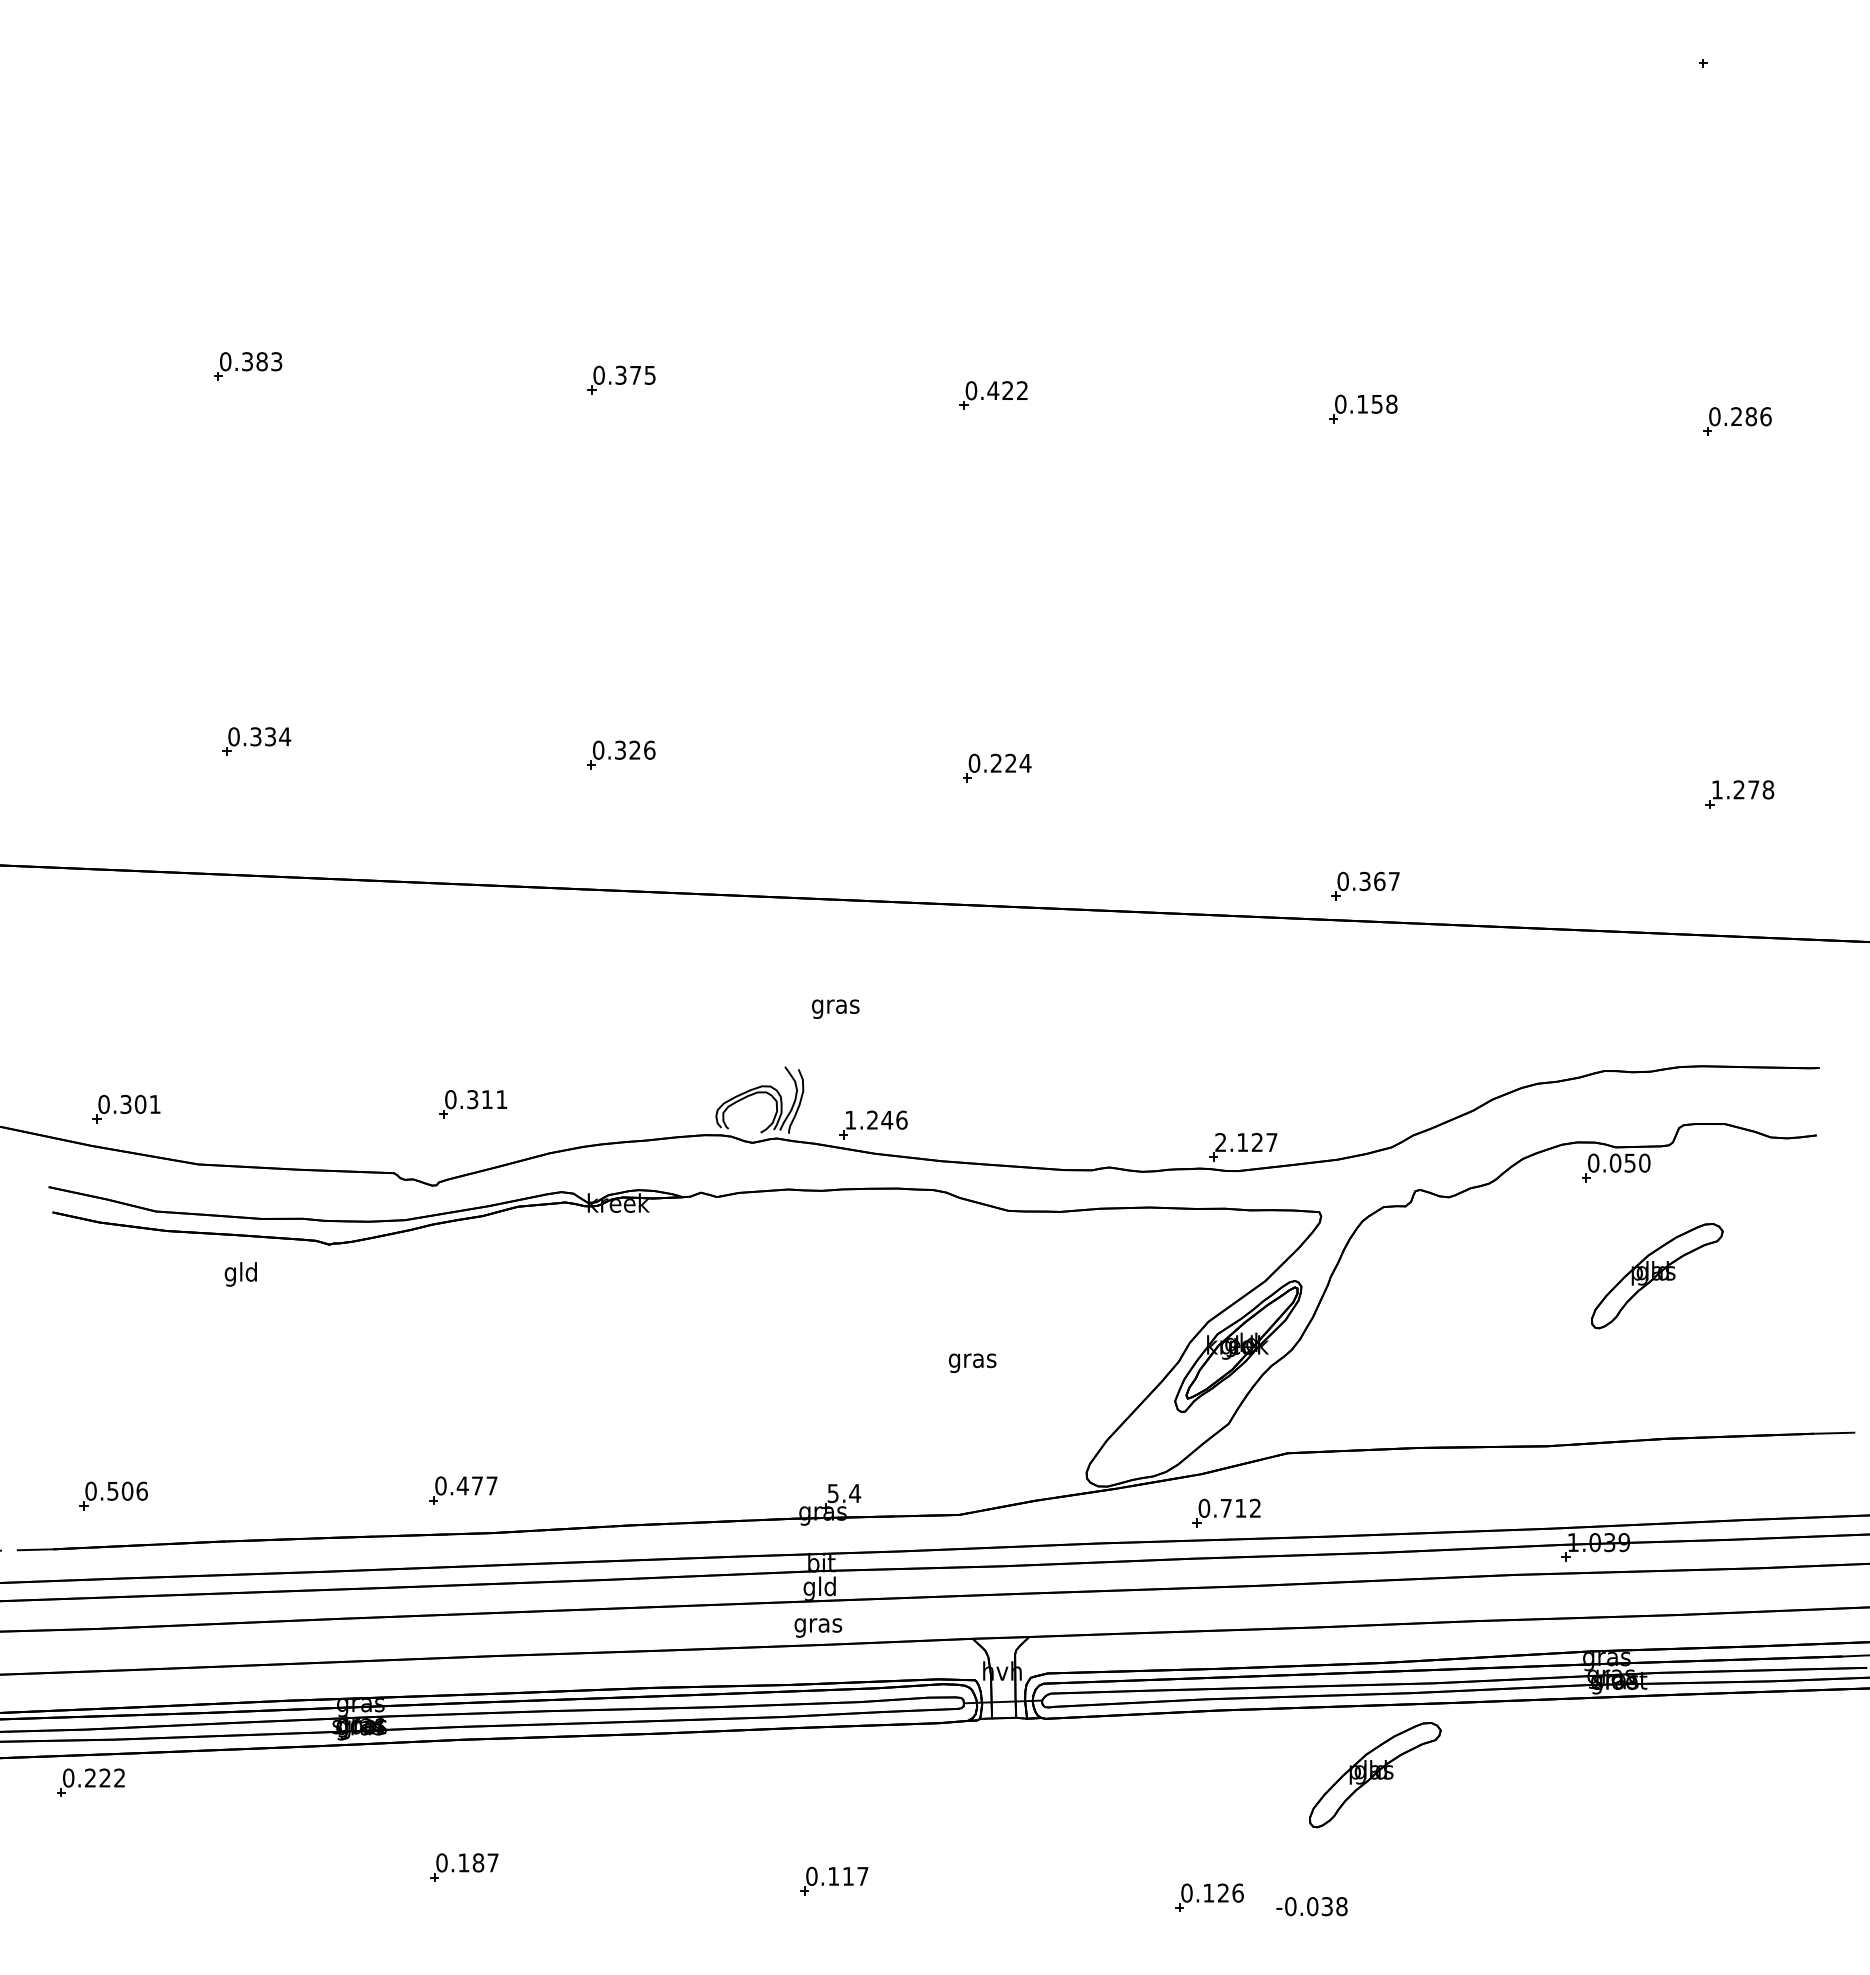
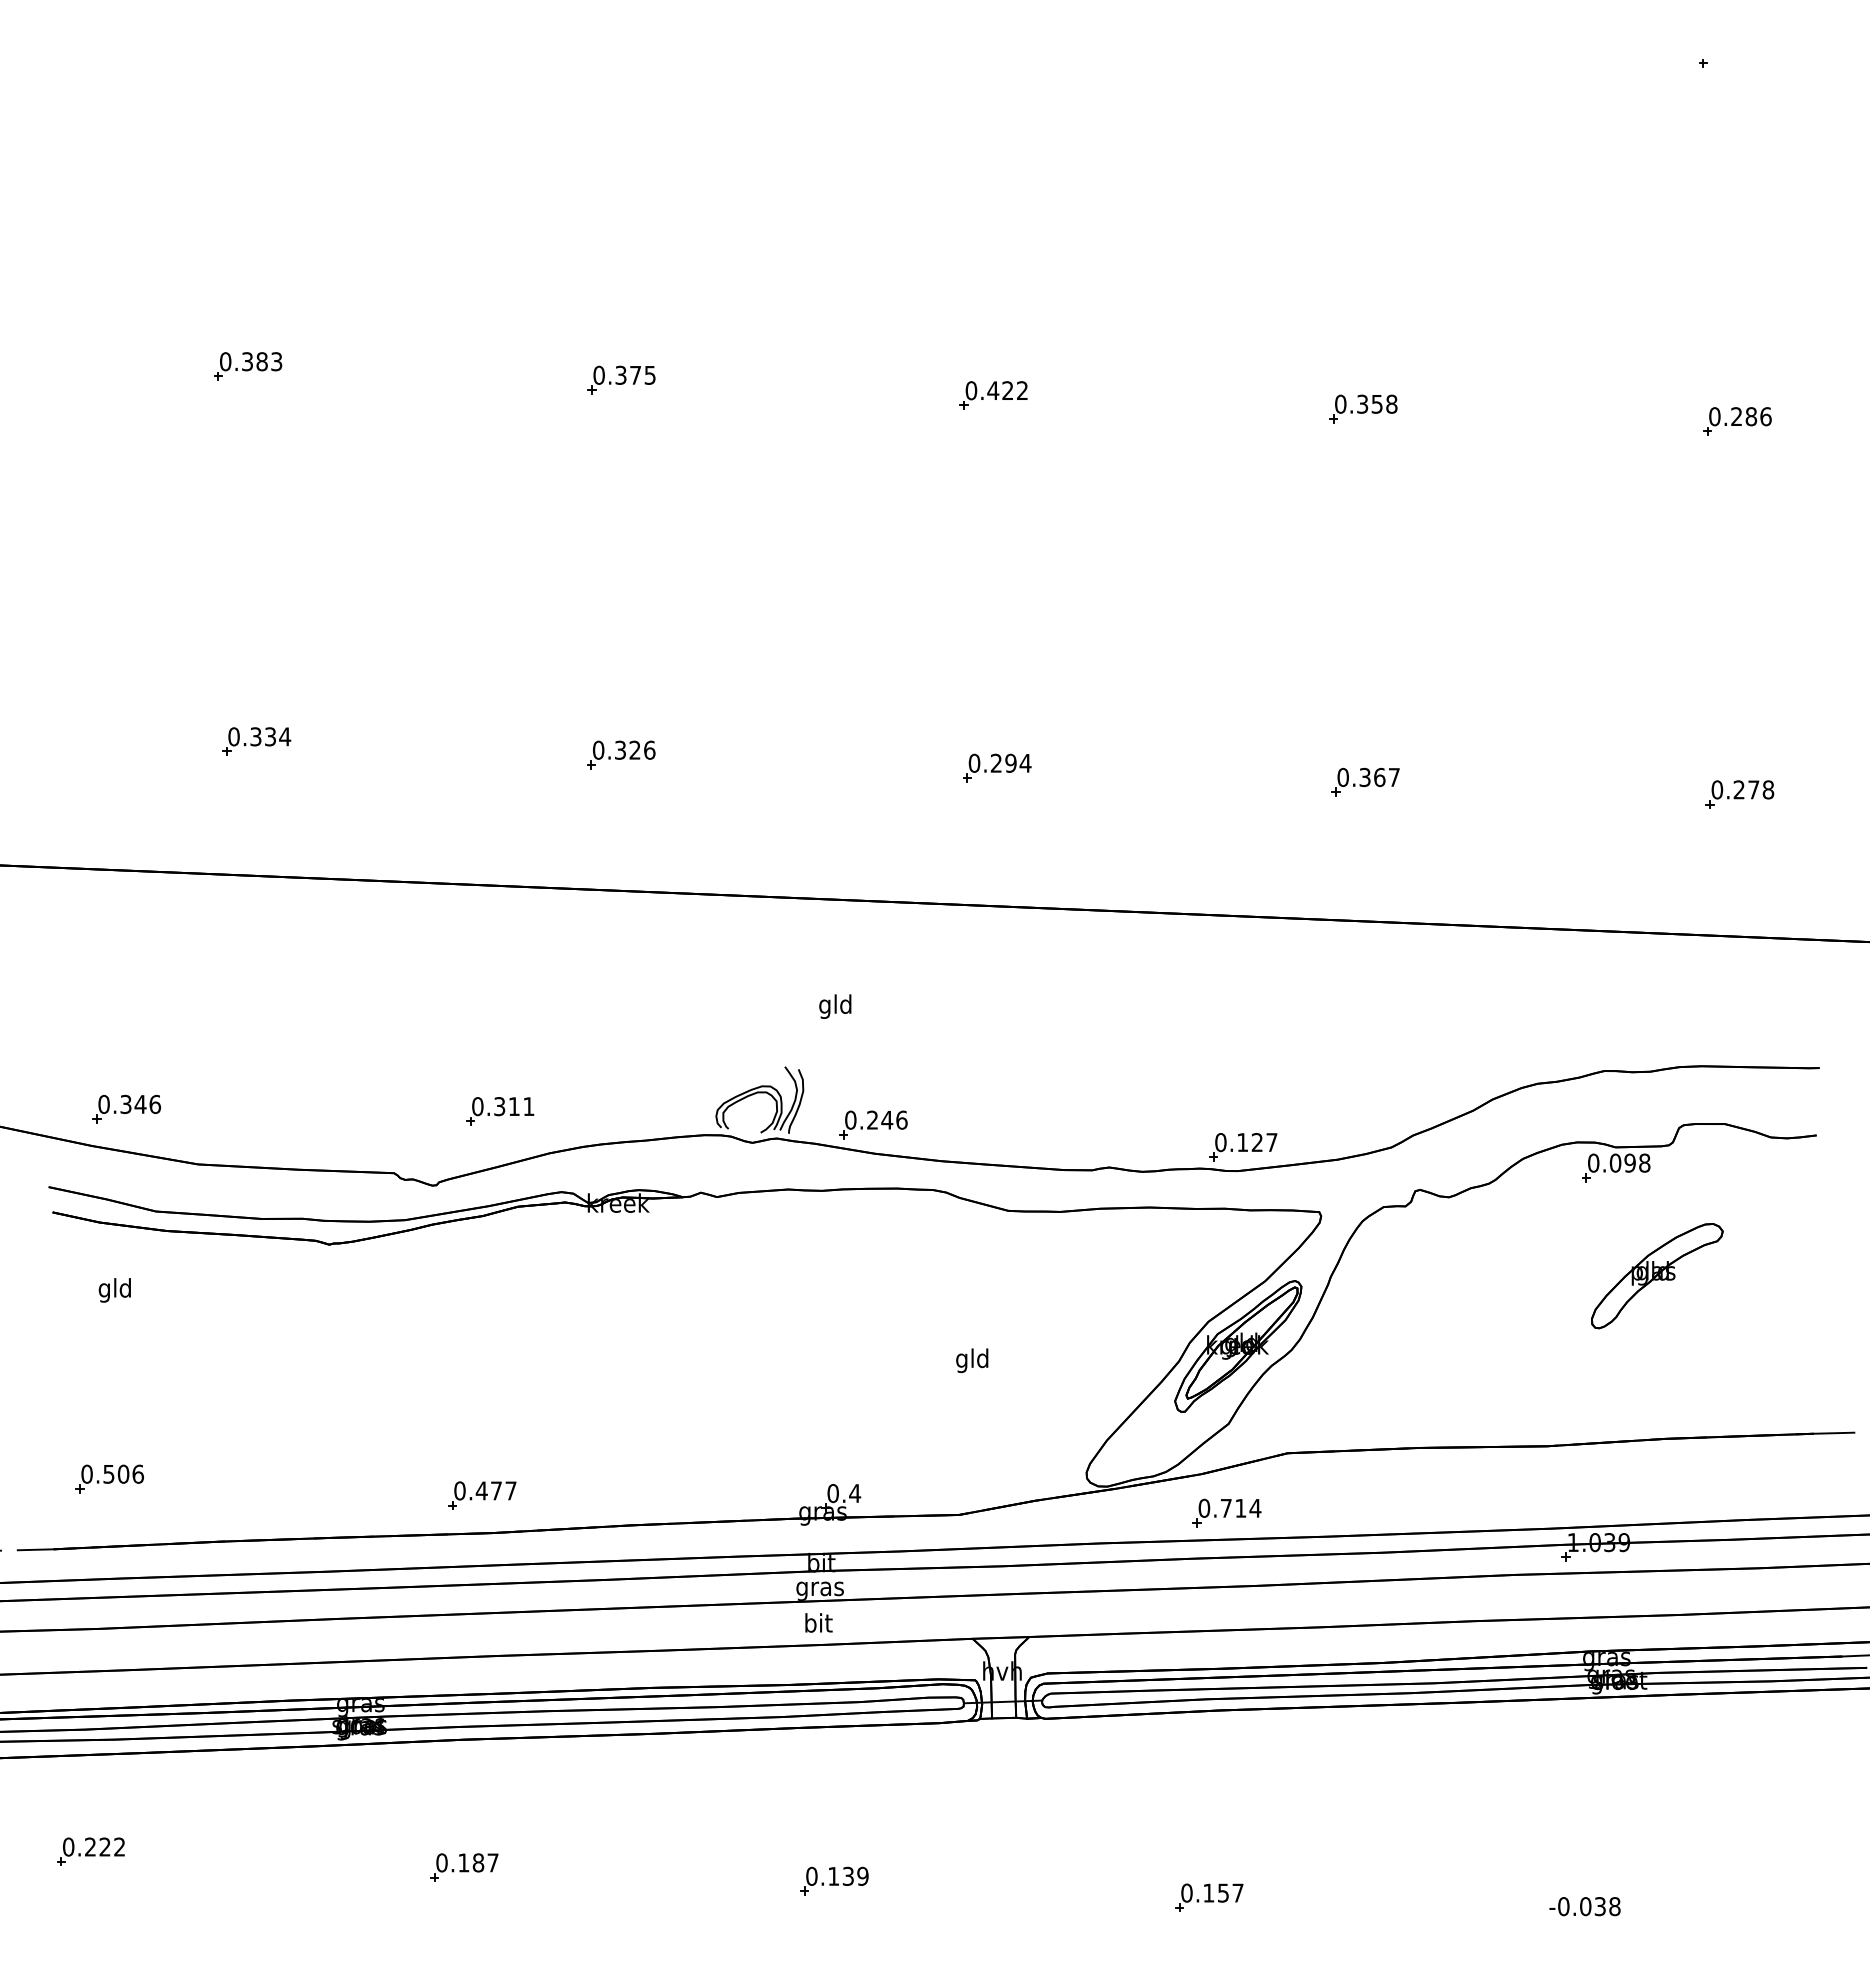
text: 0.158 -> 0.358 (1362, 403)
text: 0.224 -> 0.294 (1010, 762)
text: 1.278 -> 0.278 (1717, 789)
part position: (1365, 885) -> (1365, 781) (1365, 781)
text: gras -> gld (835, 1006)
text: 0.301 -> 0.346 (147, 1104)
part position: (473, 1104) -> (500, 1111) (500, 1111)
text: 1.246 -> 0.246 (850, 1119)
text: 2.127 -> 0.127 (1220, 1142)
text: 0.050 -> 0.098 (1637, 1162)
text position: (240, 1274) -> (114, 1290) (114, 1290)
text: gras -> gld (972, 1360)
part position: (463, 1490) -> (482, 1495) (482, 1495)
text: 5.4 -> 0.4 (832, 1493)
part position: (113, 1495) -> (109, 1478) (109, 1478)
text: 0.712 -> 0.714 (1255, 1507)
text: gld -> gras (819, 1588)
text: gras -> bit (818, 1625)
part: present -> none (1375, 1775)
part position: (90, 1782) -> (90, 1851) (90, 1851)
text: 0.117 -> 0.139 (855, 1875)
text: 0.126 -> 0.157 (1230, 1892)
text position: (1311, 1906) -> (1584, 1906) (1584, 1906)
